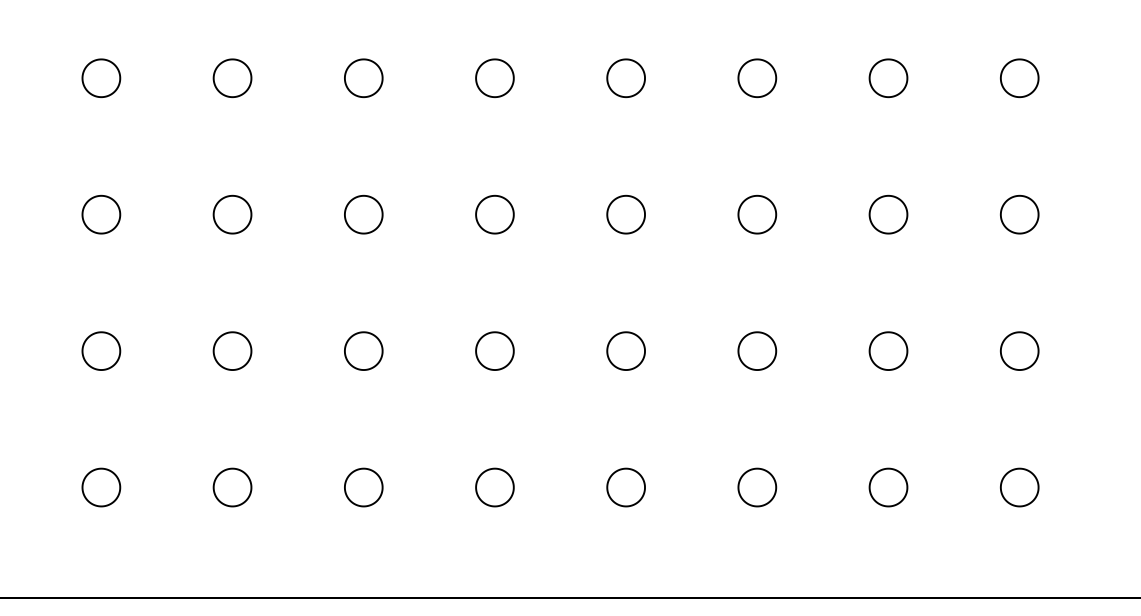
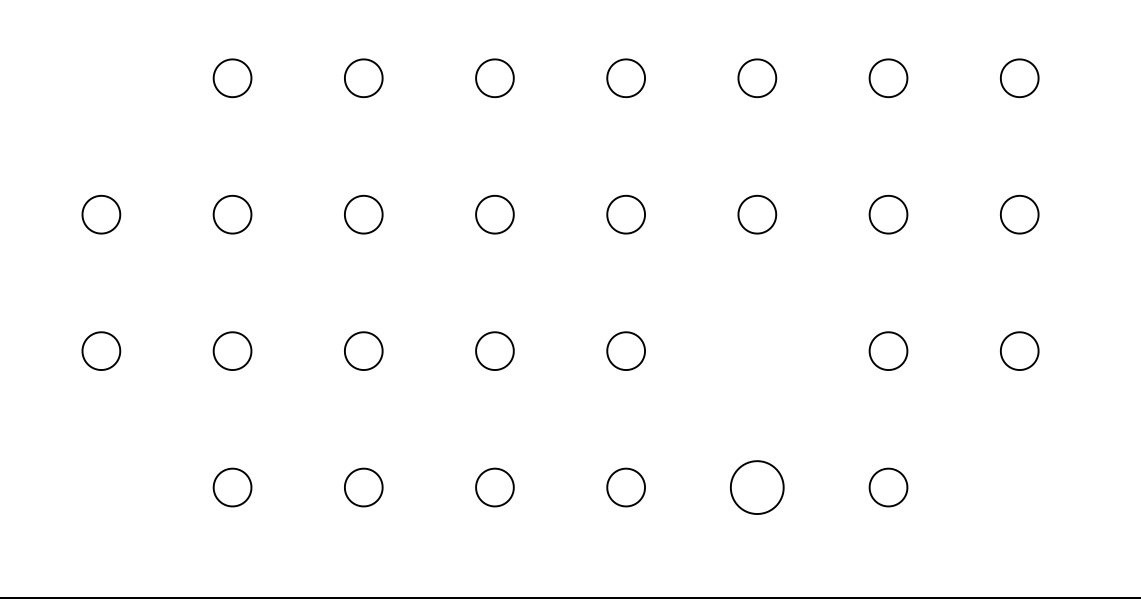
part: present -> none (101, 77)
part: present -> none (757, 350)
part: present -> none (101, 487)
part size: 41x41 px -> 55x55 px (757, 487)
part: present -> none (1019, 487)
